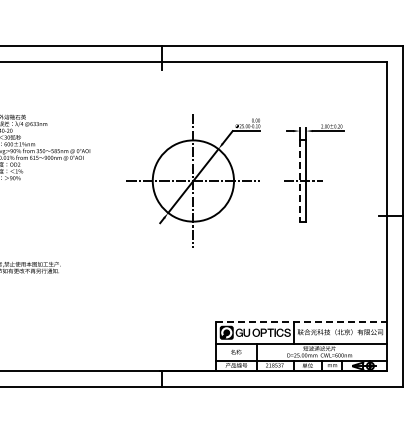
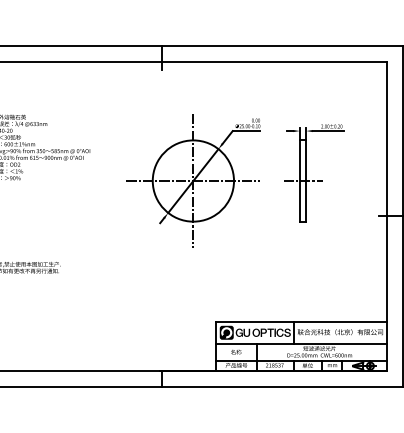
line: dashed -> solid (299, 181)
line: dashed -> solid (302, 322)
